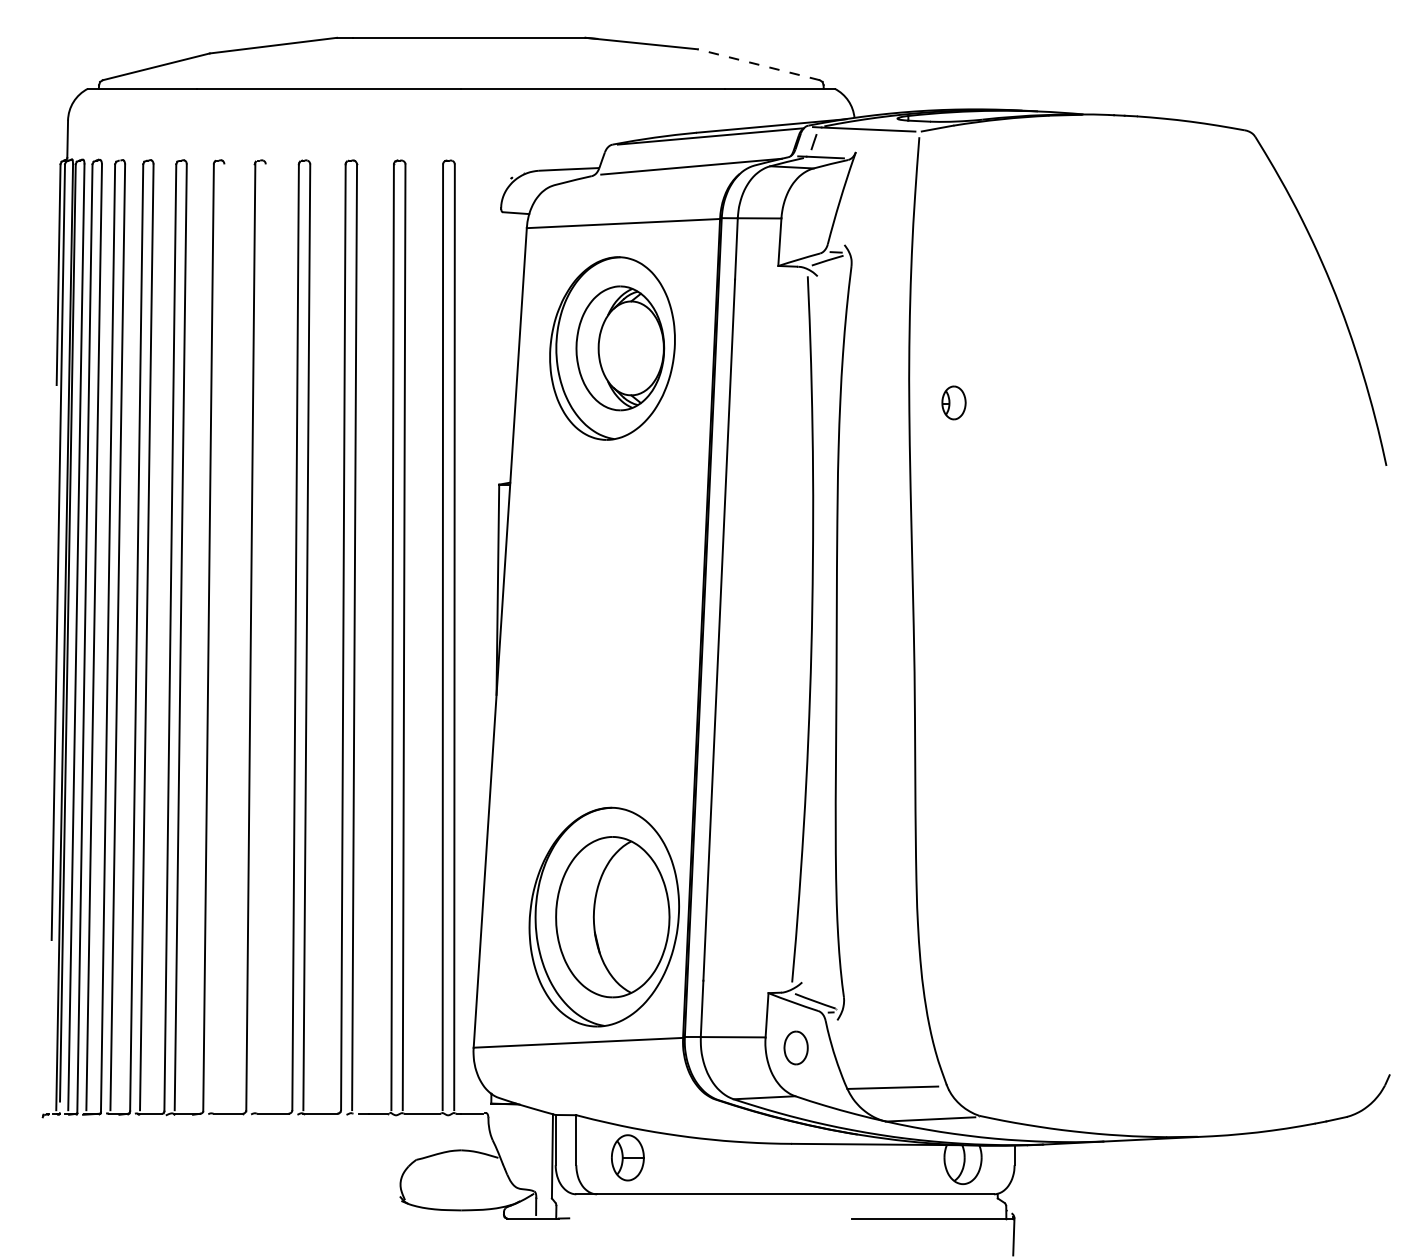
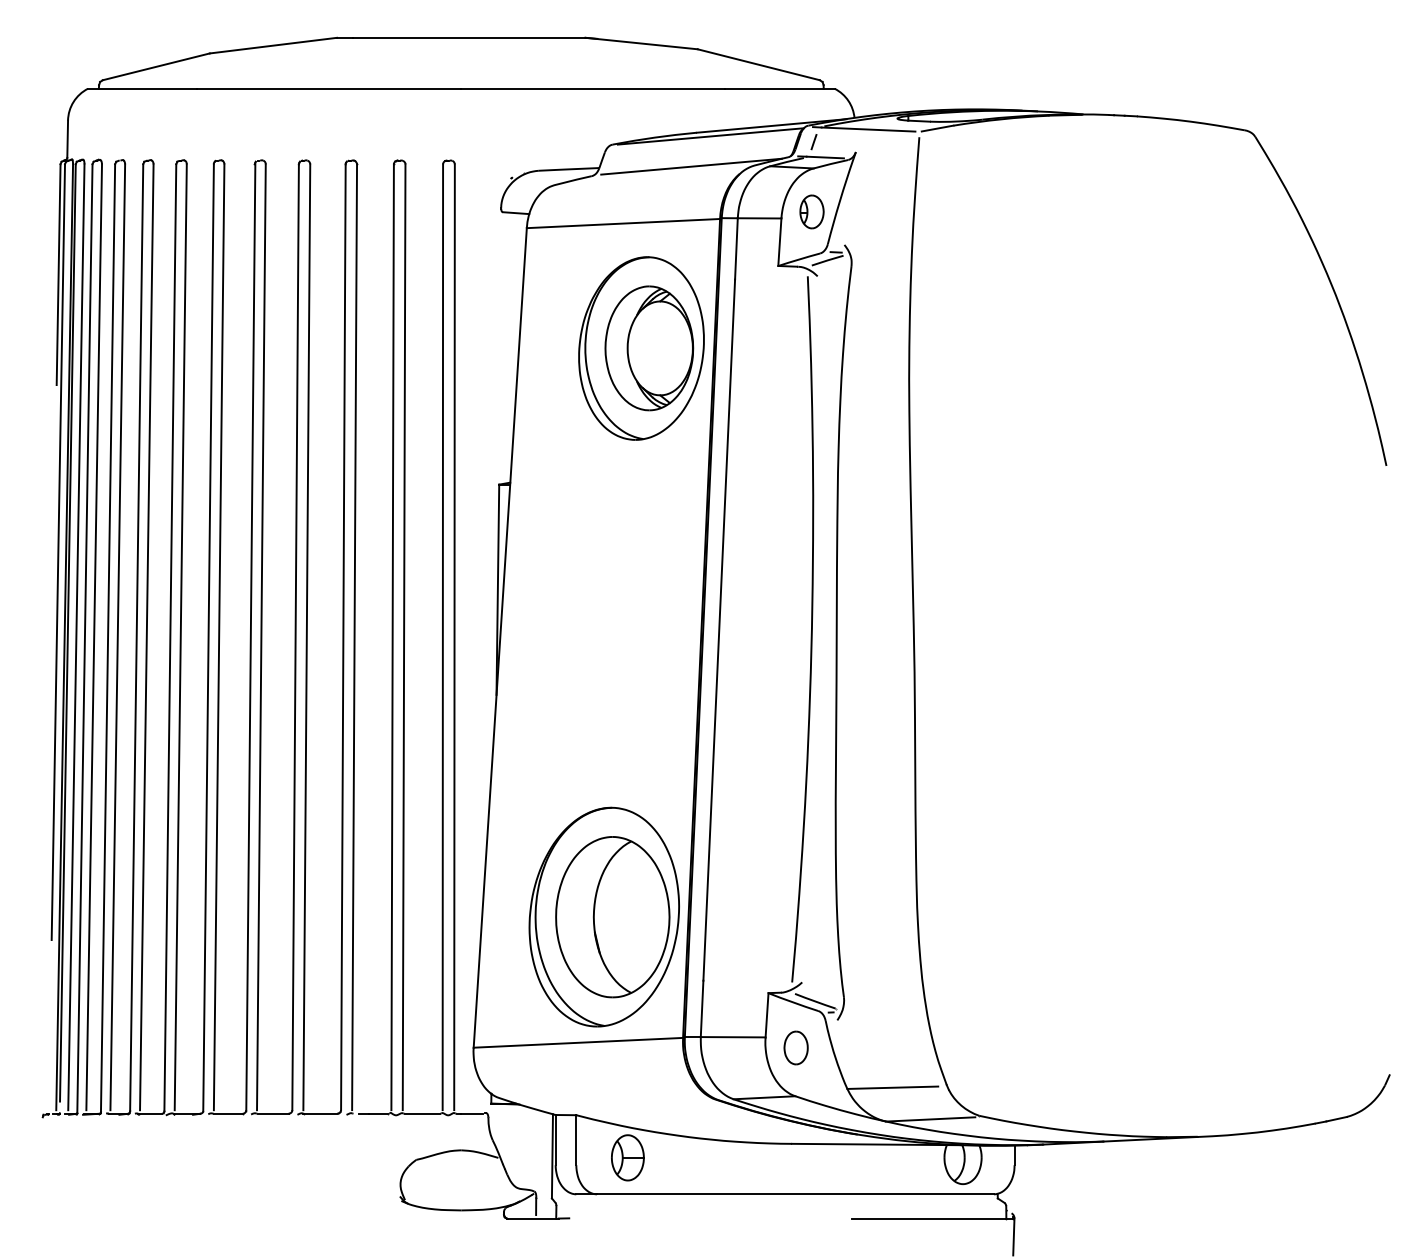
line: dashed -> solid (758, 64)
part position: (612, 348) -> (641, 348) (641, 348)
part position: (953, 402) -> (811, 211) (811, 211)
line: none -> present (218, 637)
line: none -> present (261, 637)
